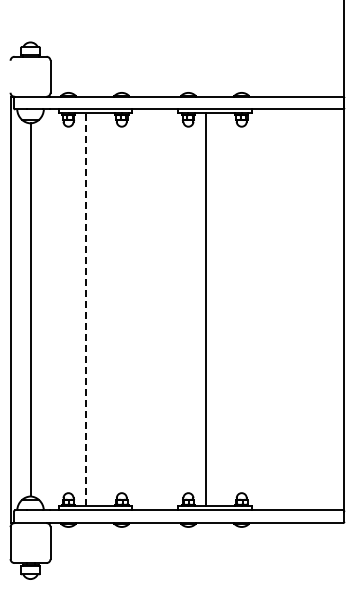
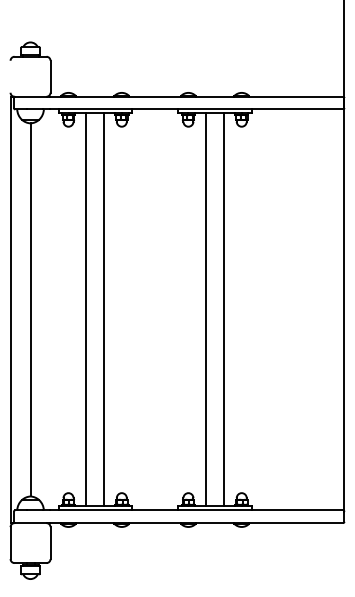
line: dashed -> solid (86, 309)
line: none -> present (104, 309)
line: none -> present (224, 309)
